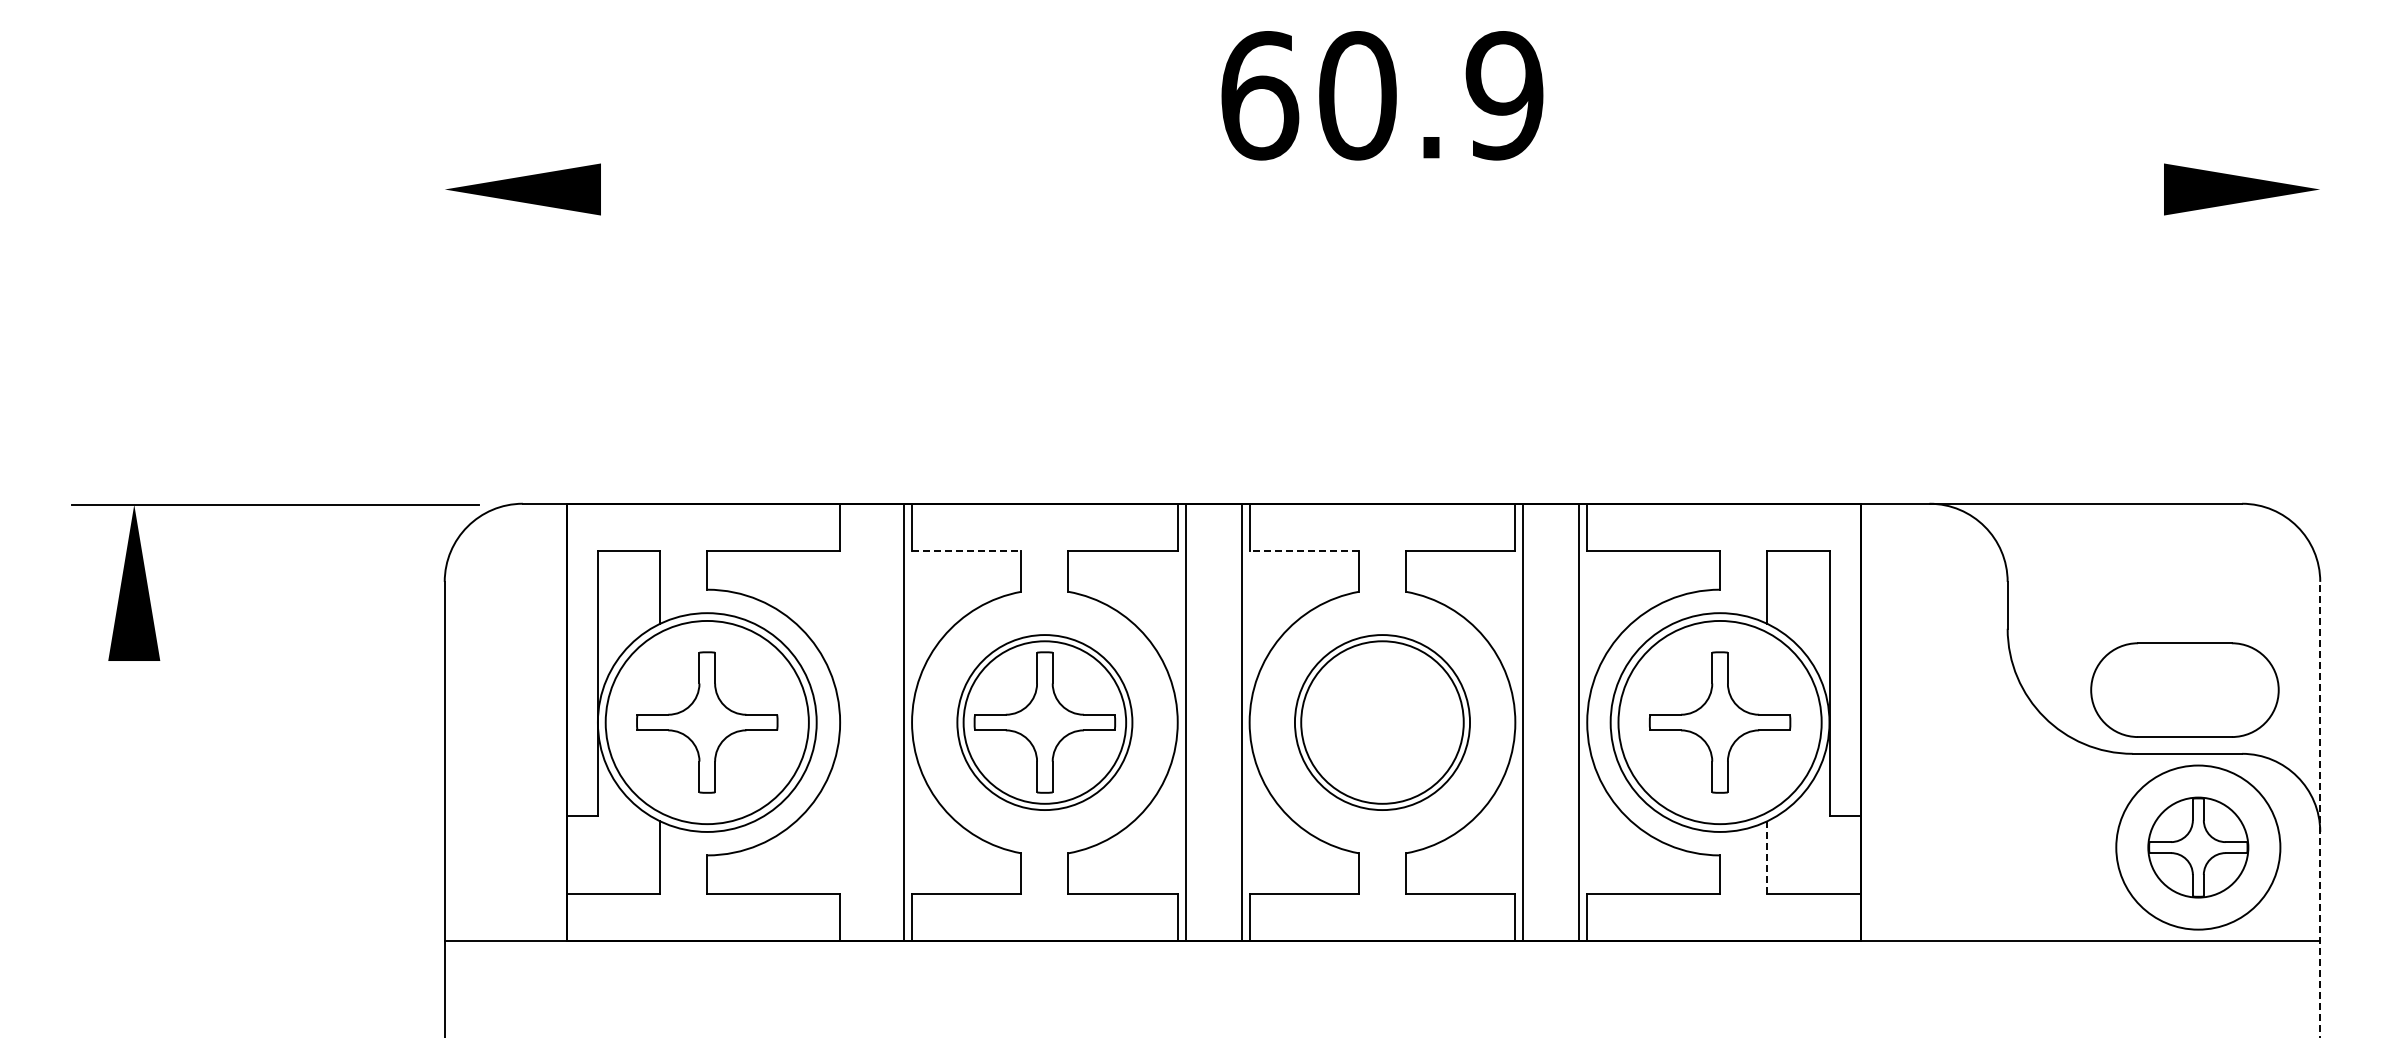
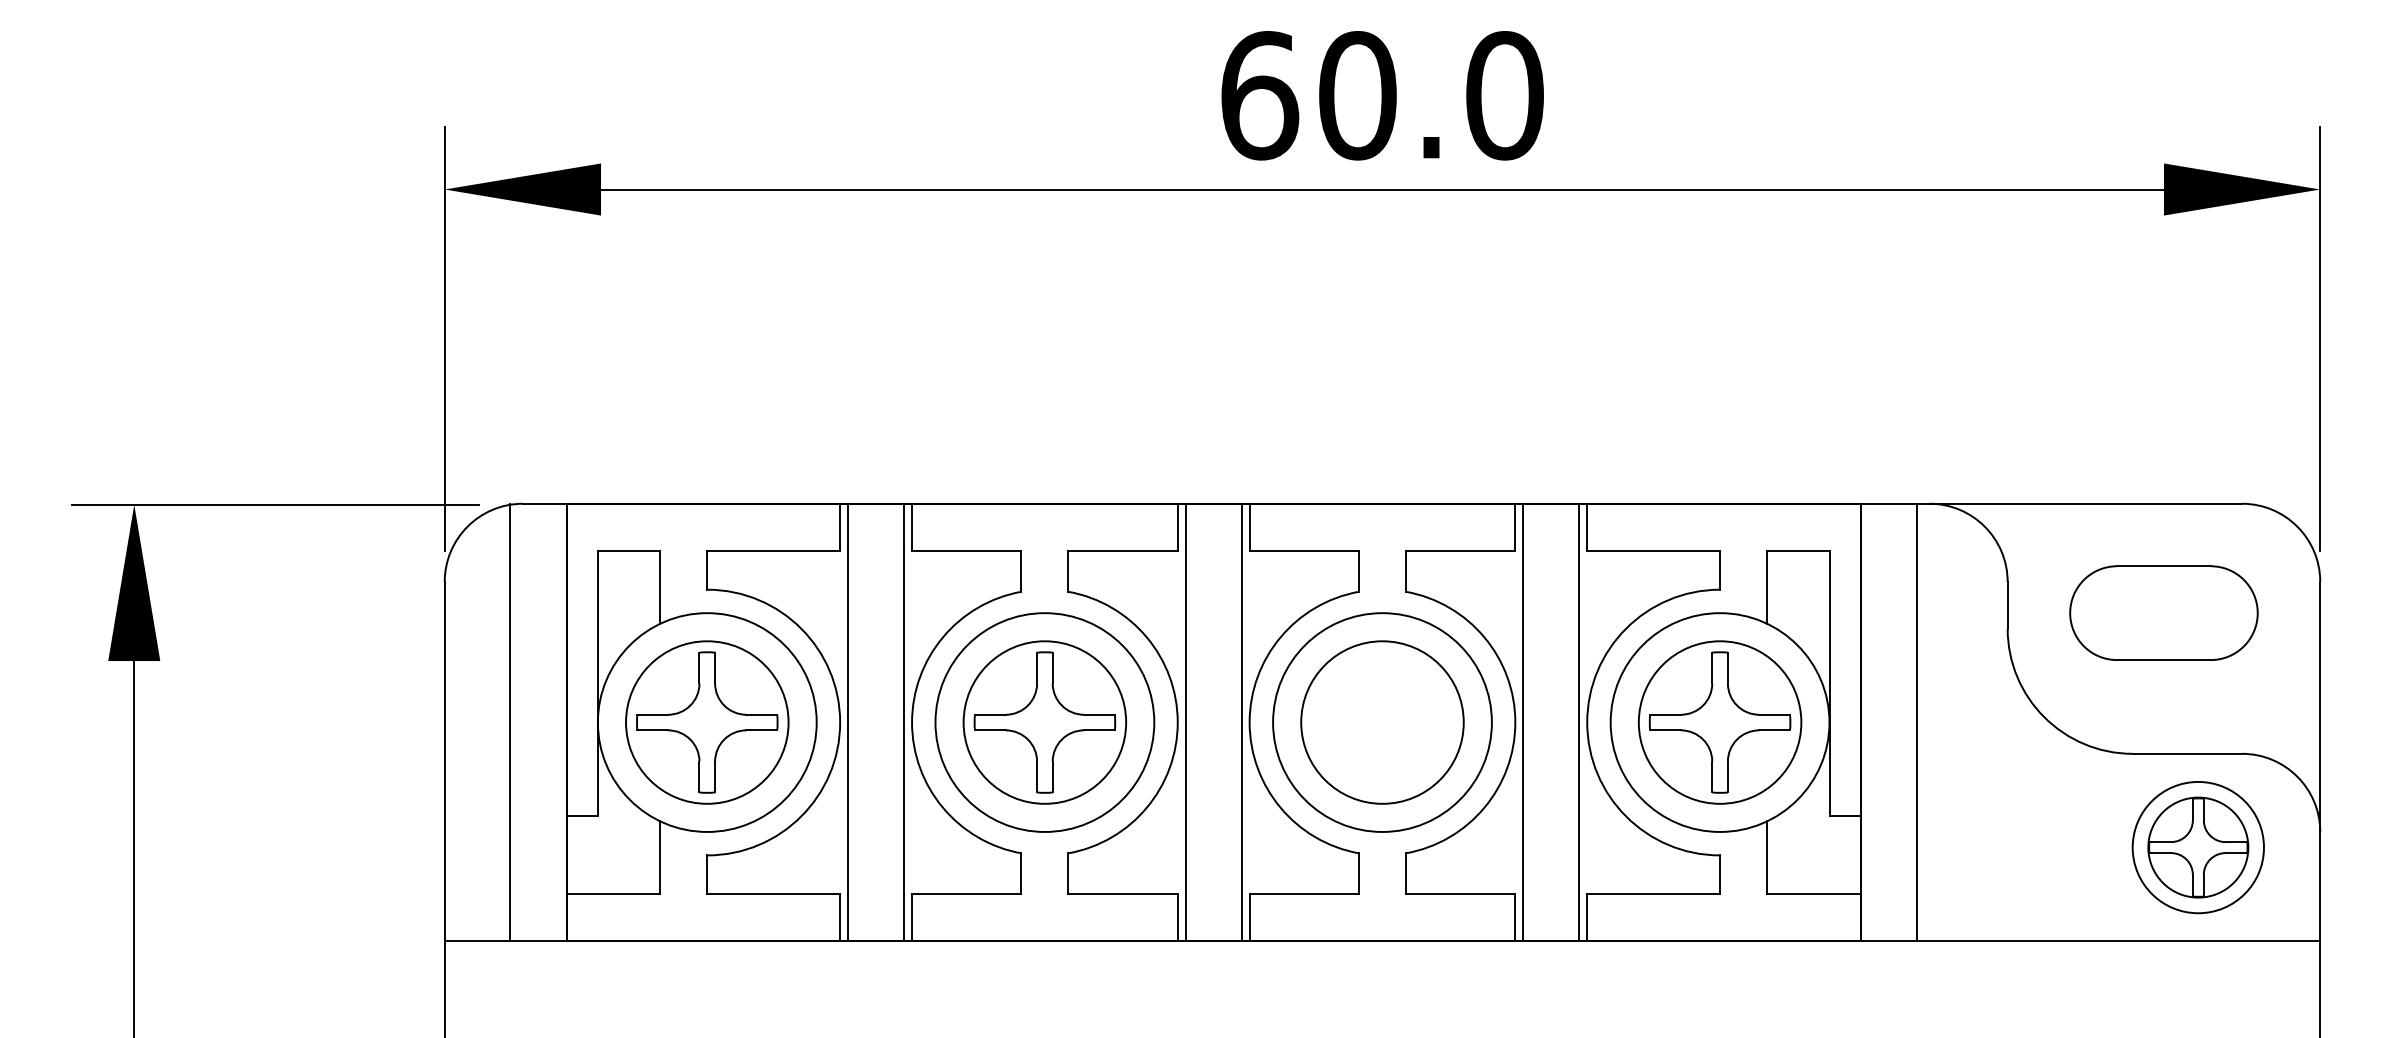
text: 60.9 -> 60.0 (1504, 95)
line: none -> present (1382, 189)
line: none -> present (444, 338)
line: none -> present (2320, 338)
line: dashed -> solid (966, 550)
line: dashed -> solid (1304, 550)
part position: (2184, 689) -> (2163, 612) (2163, 612)
line: none -> present (510, 722)
circle diameter: 203 px -> 163 px (707, 722)
line: none -> present (847, 722)
circle diameter: 175 px -> 219 px (1044, 722)
circle diameter: 175 px -> 219 px (1382, 722)
circle diameter: 203 px -> 163 px (1719, 722)
line: none -> present (1917, 722)
line: dashed -> solid (2320, 809)
line: none -> present (134, 847)
circle diameter: 164 px -> 131 px (2197, 847)
line: dashed -> solid (1766, 857)
